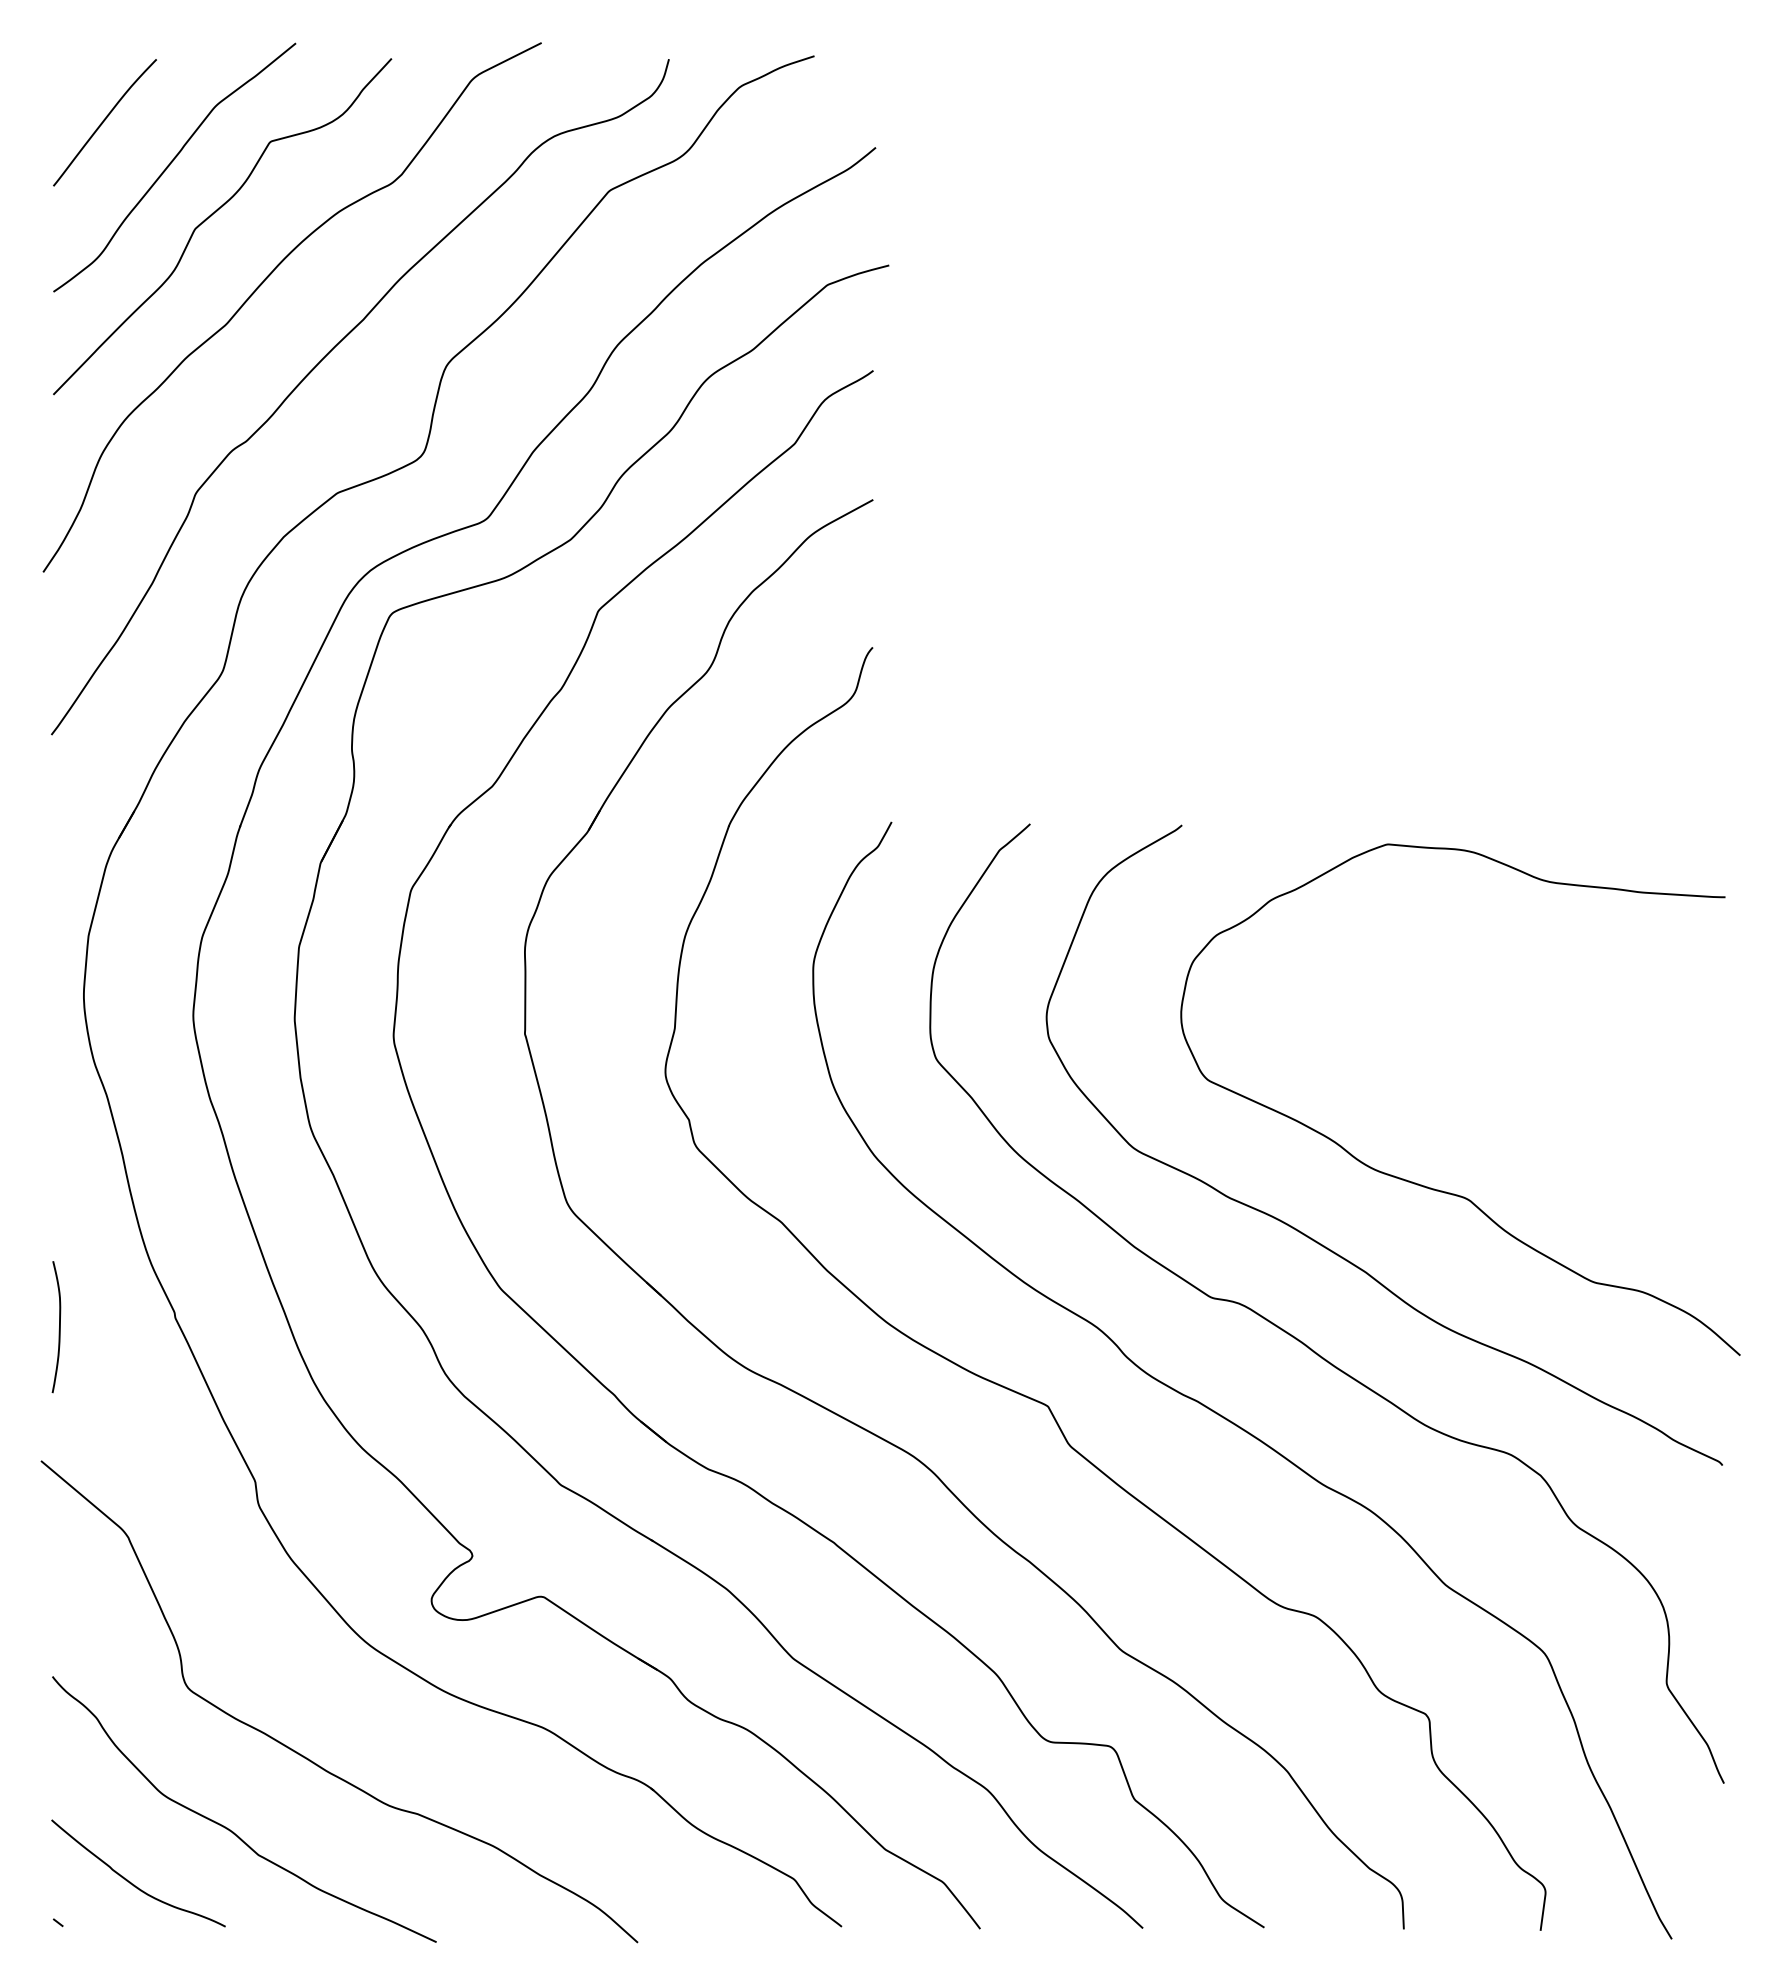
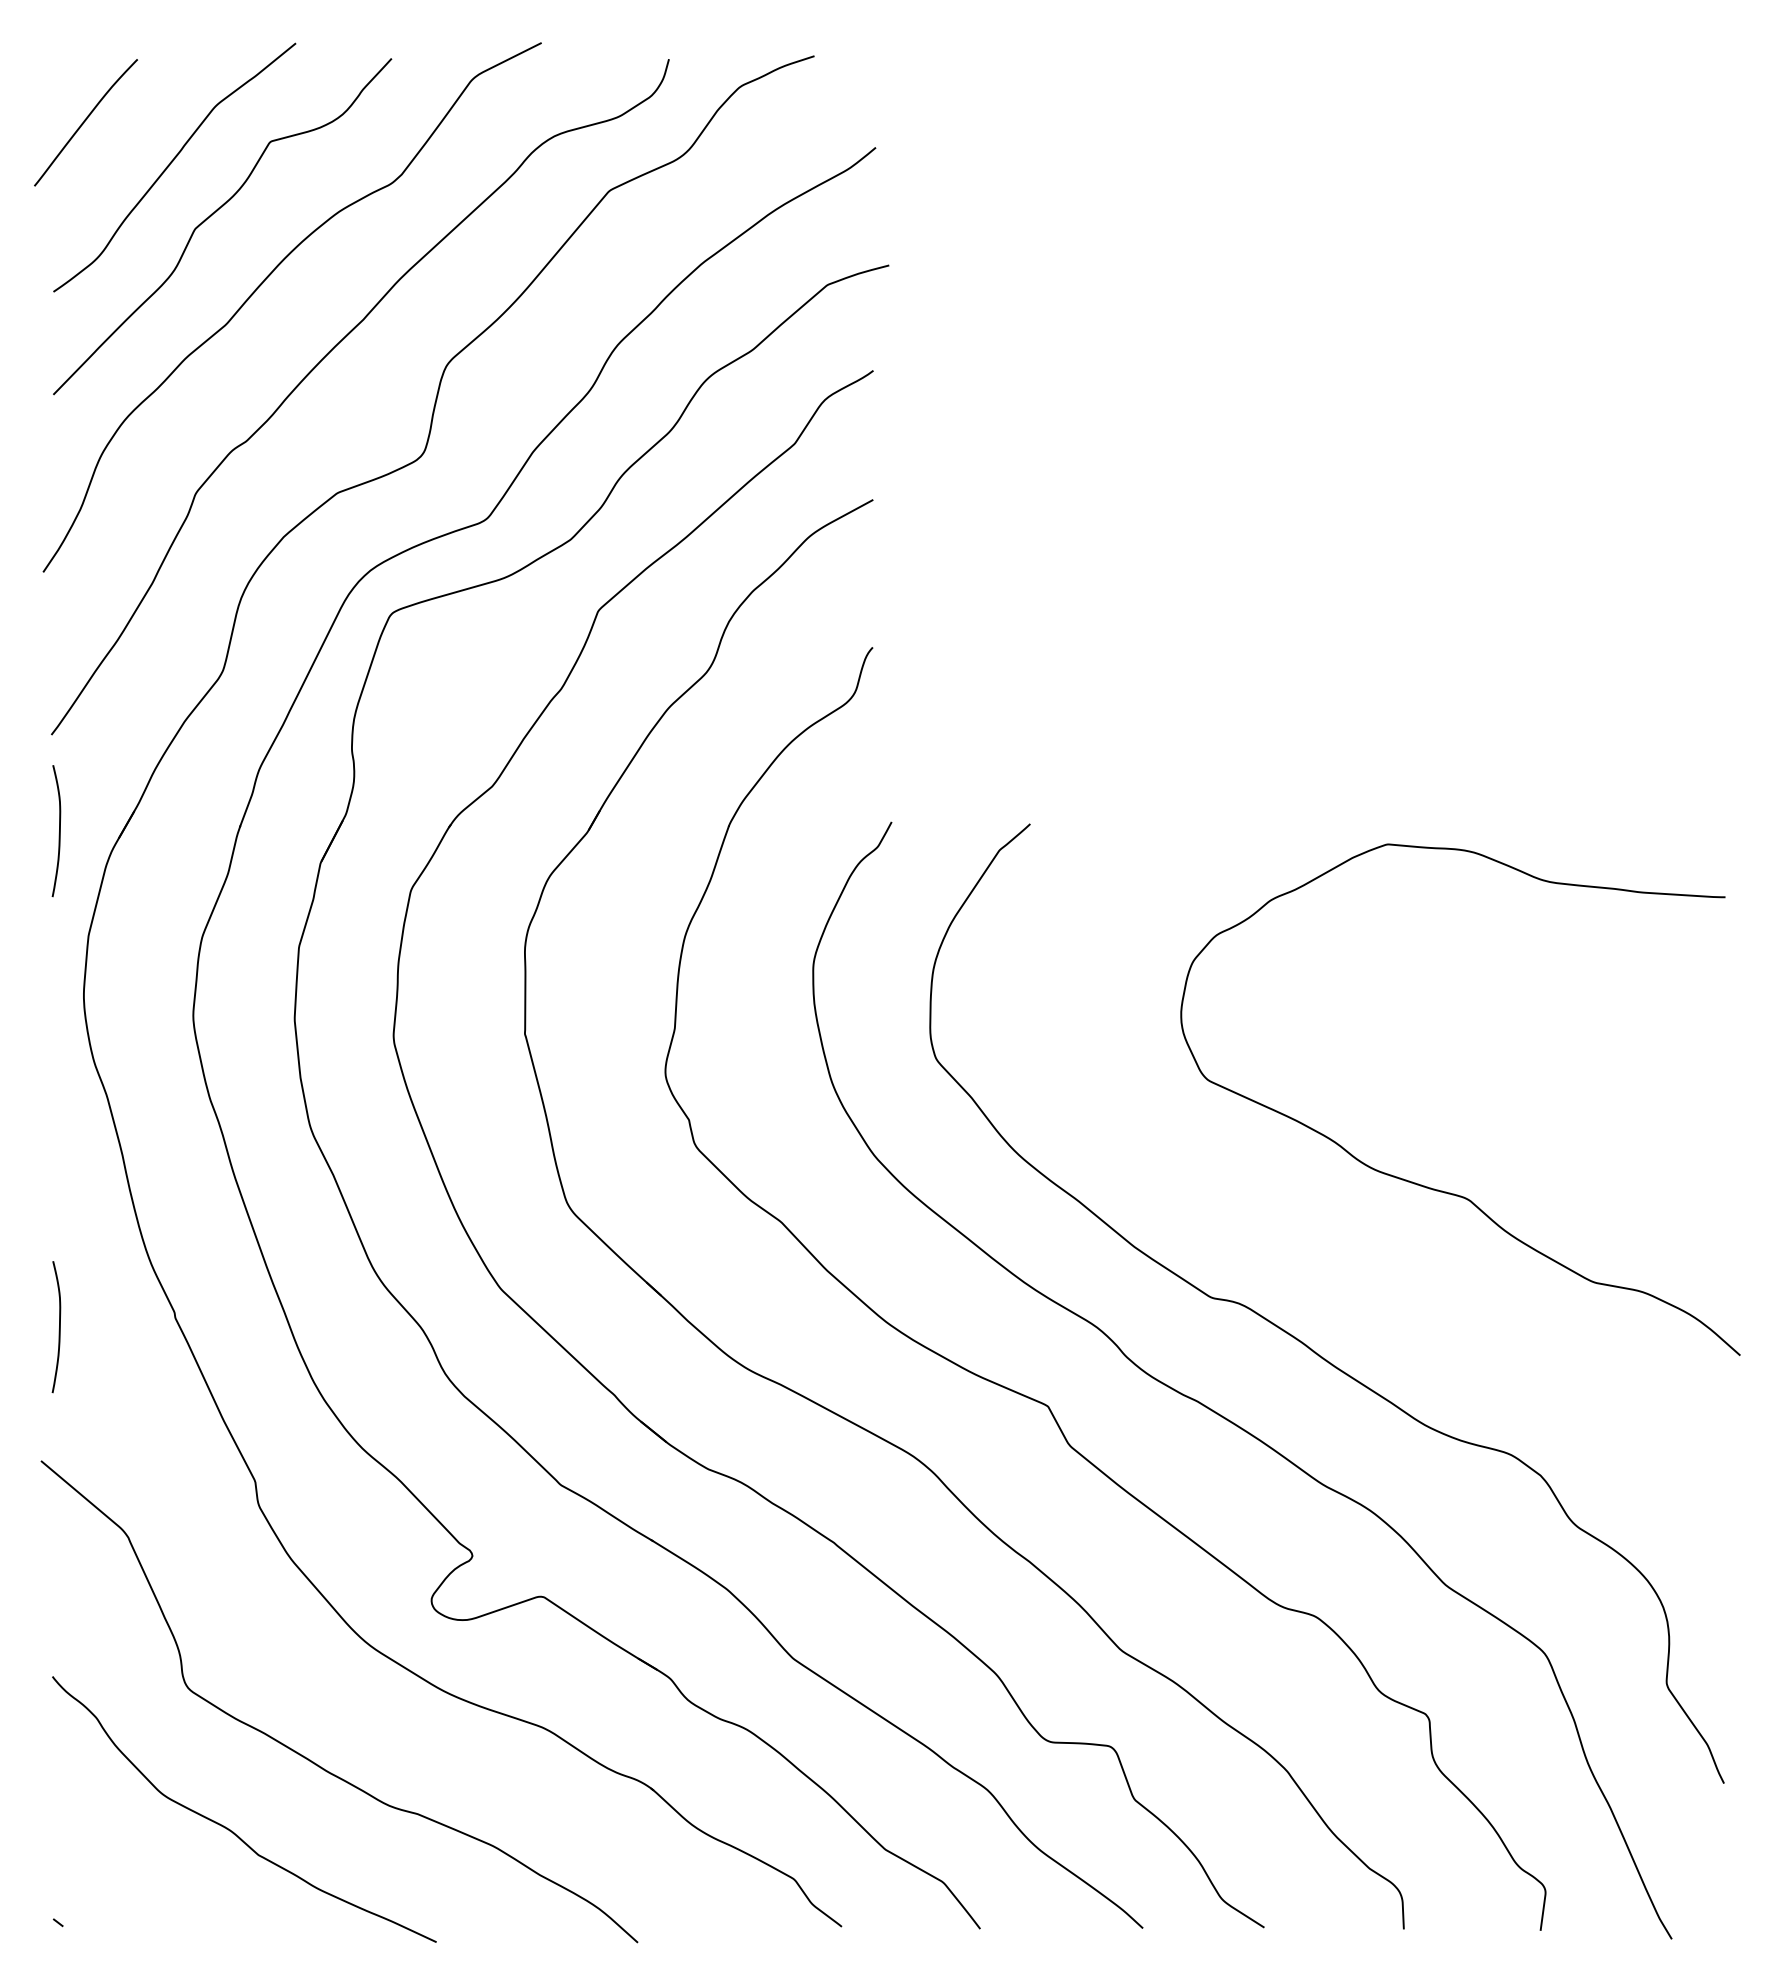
curve position: (104, 121) -> (85, 121) (85, 121)
curve: none -> present (59, 831)
curve: present -> none (1321, 1243)
curve: present -> none (130, 1881)
